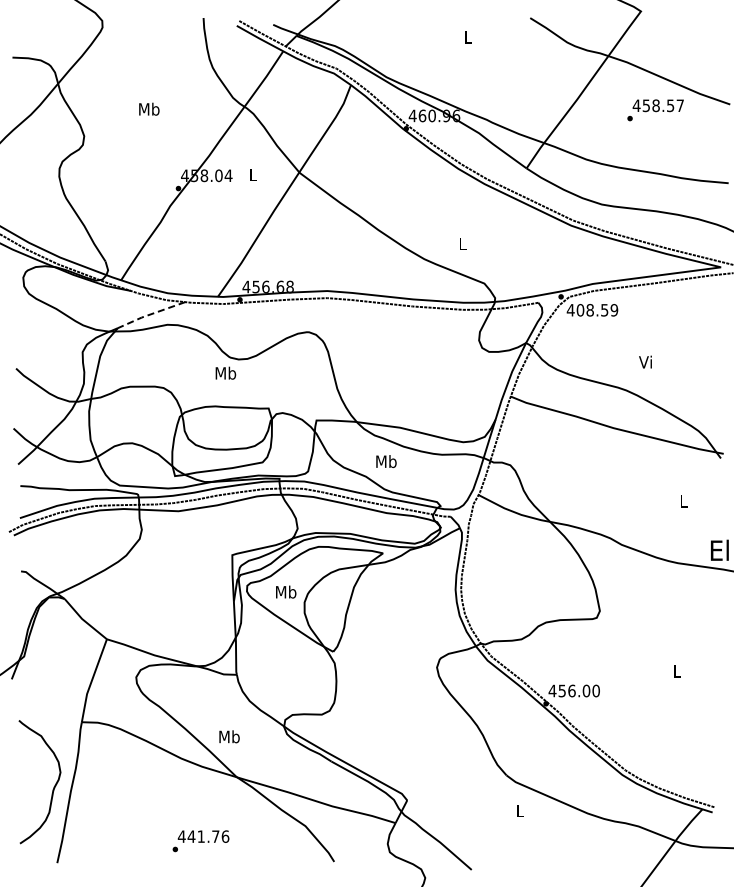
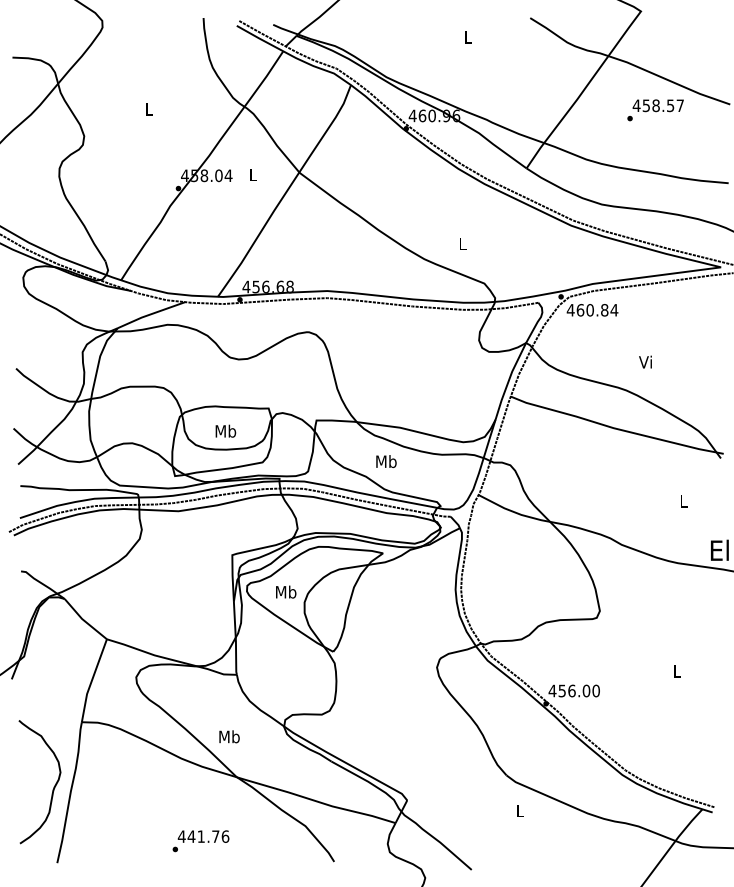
text: Mb -> L (149, 108)
text: 408.59 -> 460.84 (597, 310)
line: dashed -> solid (150, 314)
text position: (225, 372) -> (225, 430) (225, 430)
